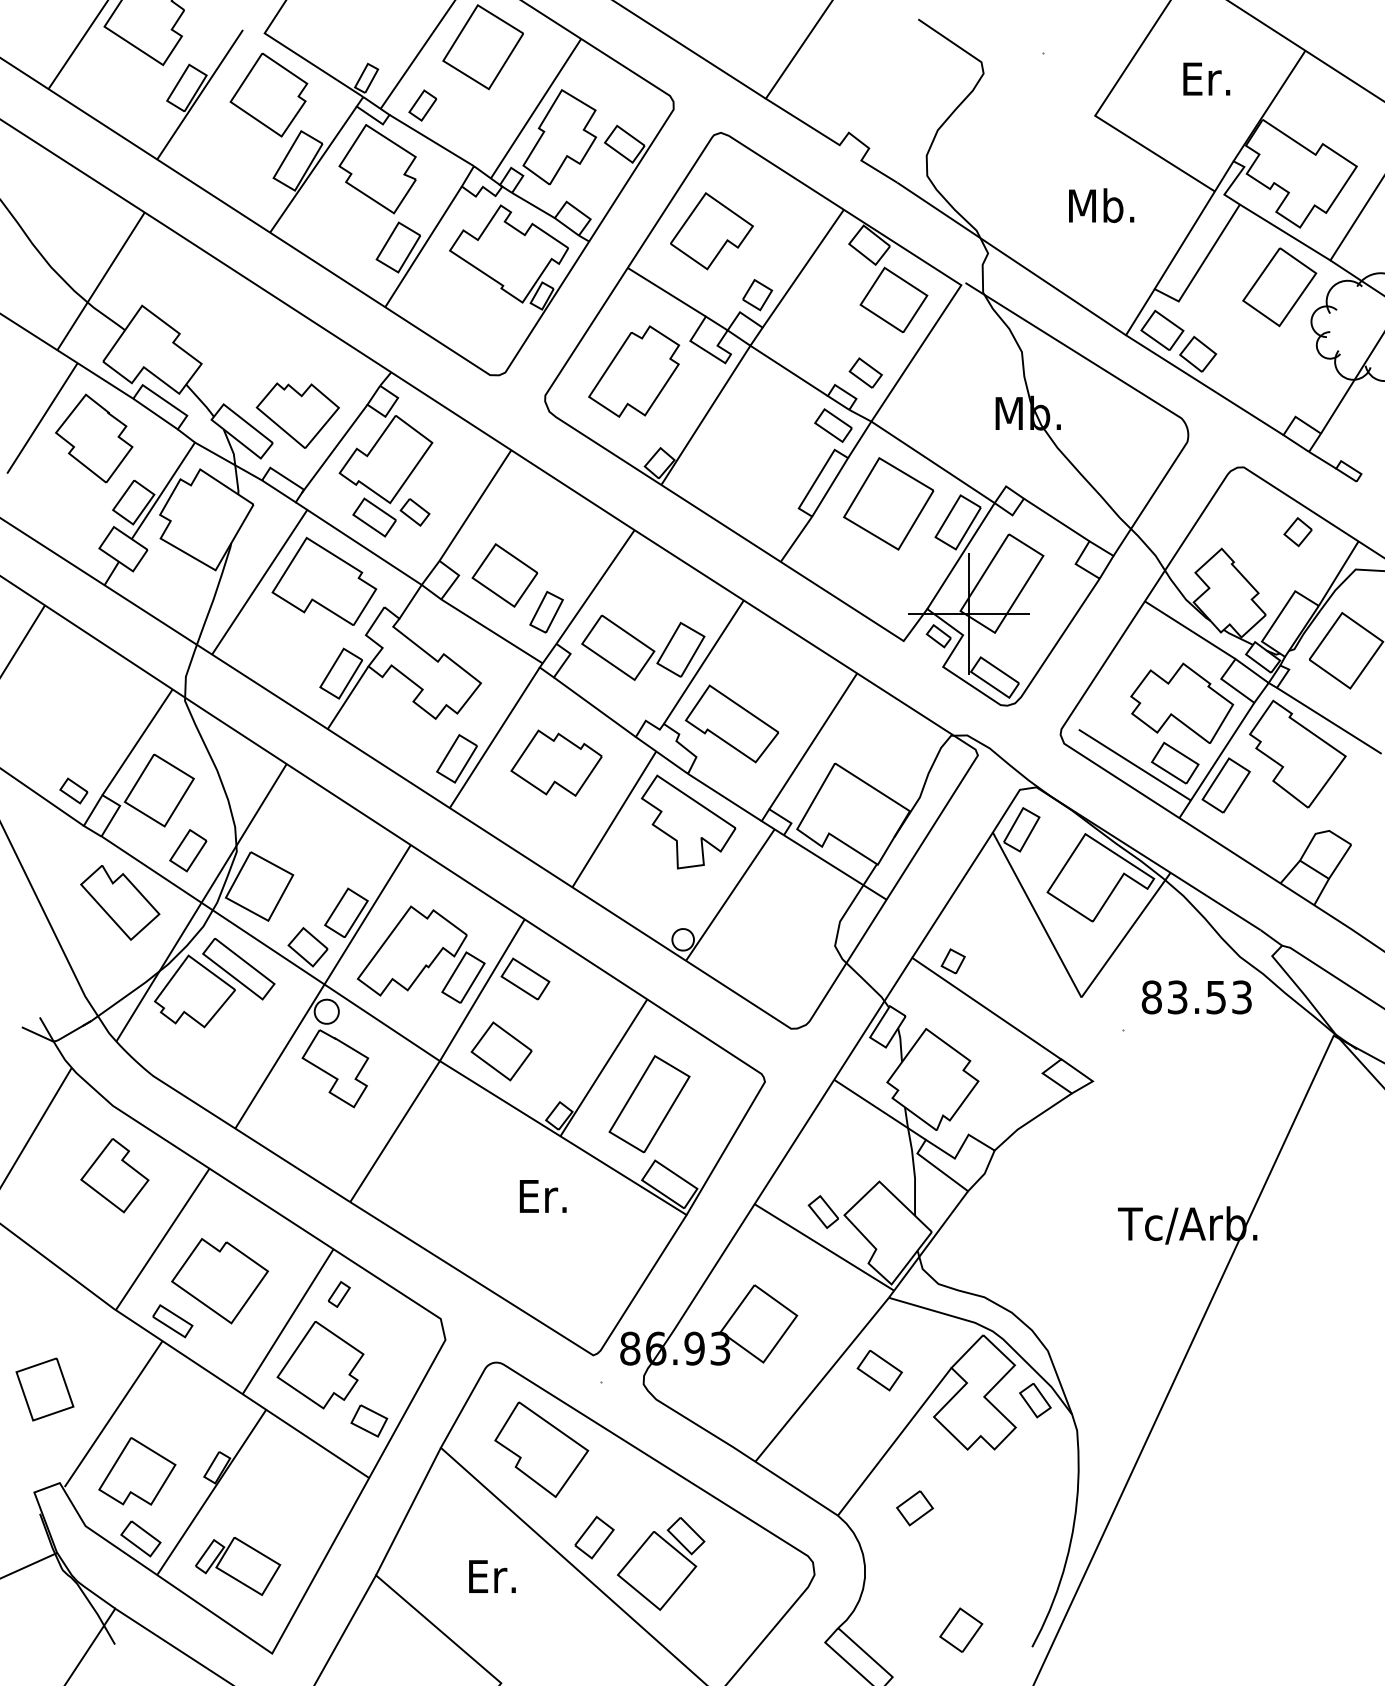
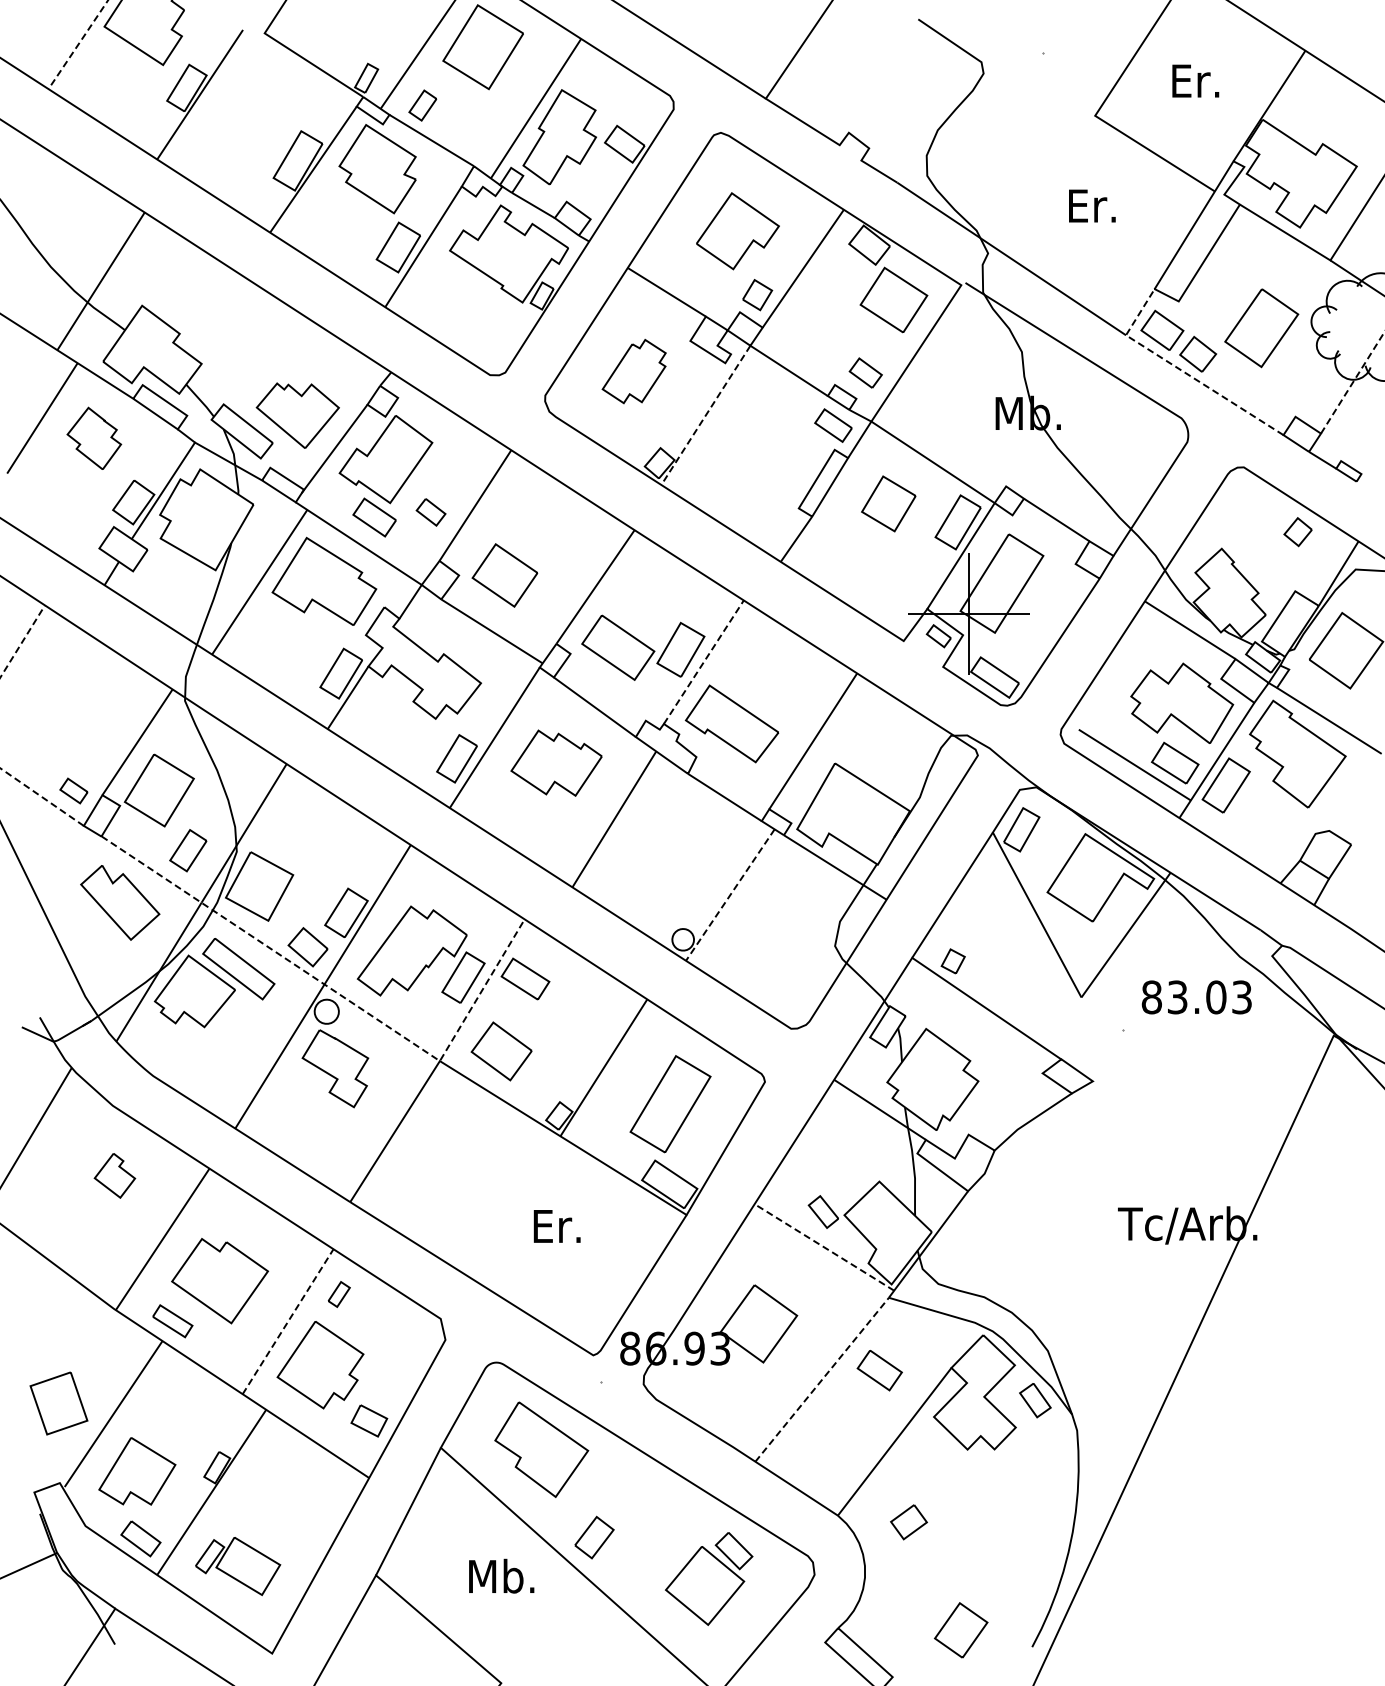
line: solid -> dashed (78, 45)
text position: (1206, 78) -> (1195, 80) (1195, 80)
part: present -> none (268, 95)
text: Mb. -> Er. (1103, 205)
part position: (711, 231) -> (737, 231) (737, 231)
part position: (1279, 287) -> (1261, 328) (1261, 328)
line: solid -> dashed (1180, 369)
part size: 93x93 px -> 66x67 px (633, 371)
line: solid -> dashed (1352, 382)
line: solid -> dashed (705, 415)
part size: 79x91 px -> 57x64 px (94, 437)
part size: 92x94 px -> 56x58 px (888, 503)
part position: (414, 512) -> (430, 512) (430, 512)
part: present -> none (546, 612)
line: solid -> dashed (703, 662)
line: solid -> dashed (6, 772)
part: present -> none (688, 821)
line: solid -> dashed (730, 895)
line: solid -> dashed (340, 994)
text: 83.53 -> 83.03 (1216, 997)
part position: (649, 1104) -> (670, 1104) (670, 1104)
part size: 70x76 px -> 44x46 px (114, 1175)
text position: (542, 1196) -> (556, 1226) (556, 1226)
line: solid -> dashed (823, 1247)
line: solid -> dashed (288, 1321)
line: solid -> dashed (822, 1379)
part position: (44, 1389) -> (58, 1403) (58, 1403)
part position: (914, 1508) -> (908, 1522) (908, 1522)
part position: (661, 1563) -> (709, 1578) (709, 1578)
text: Er. -> Mb. (503, 1575)
part size: 45x46 px -> 55x57 px (961, 1630)
